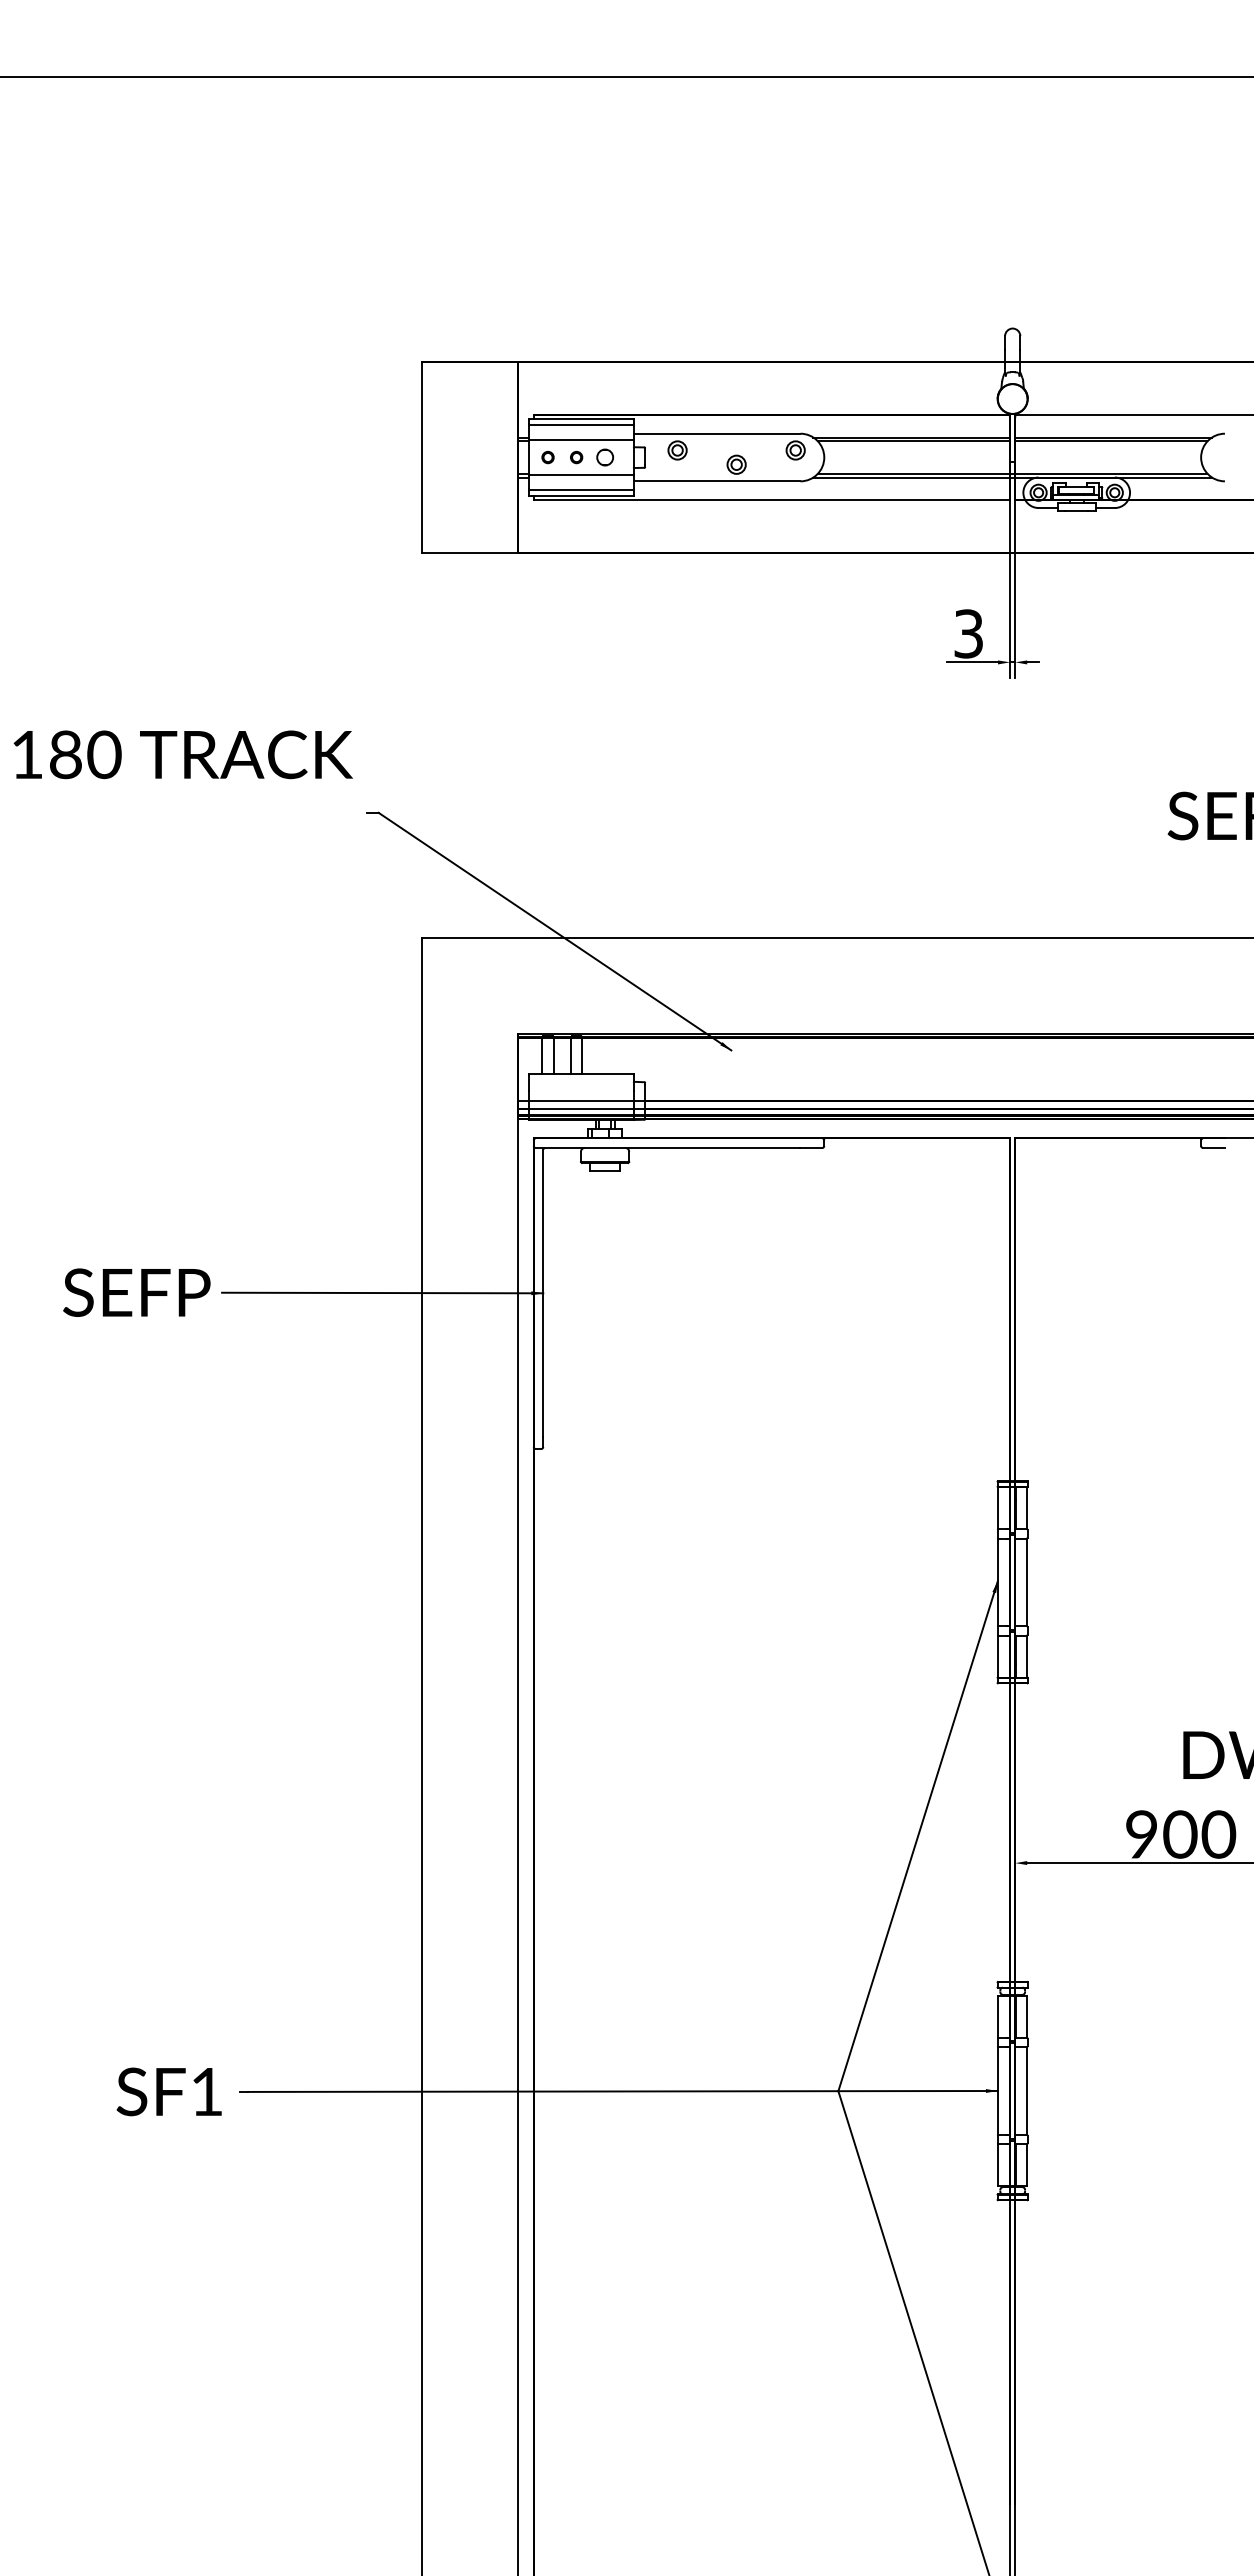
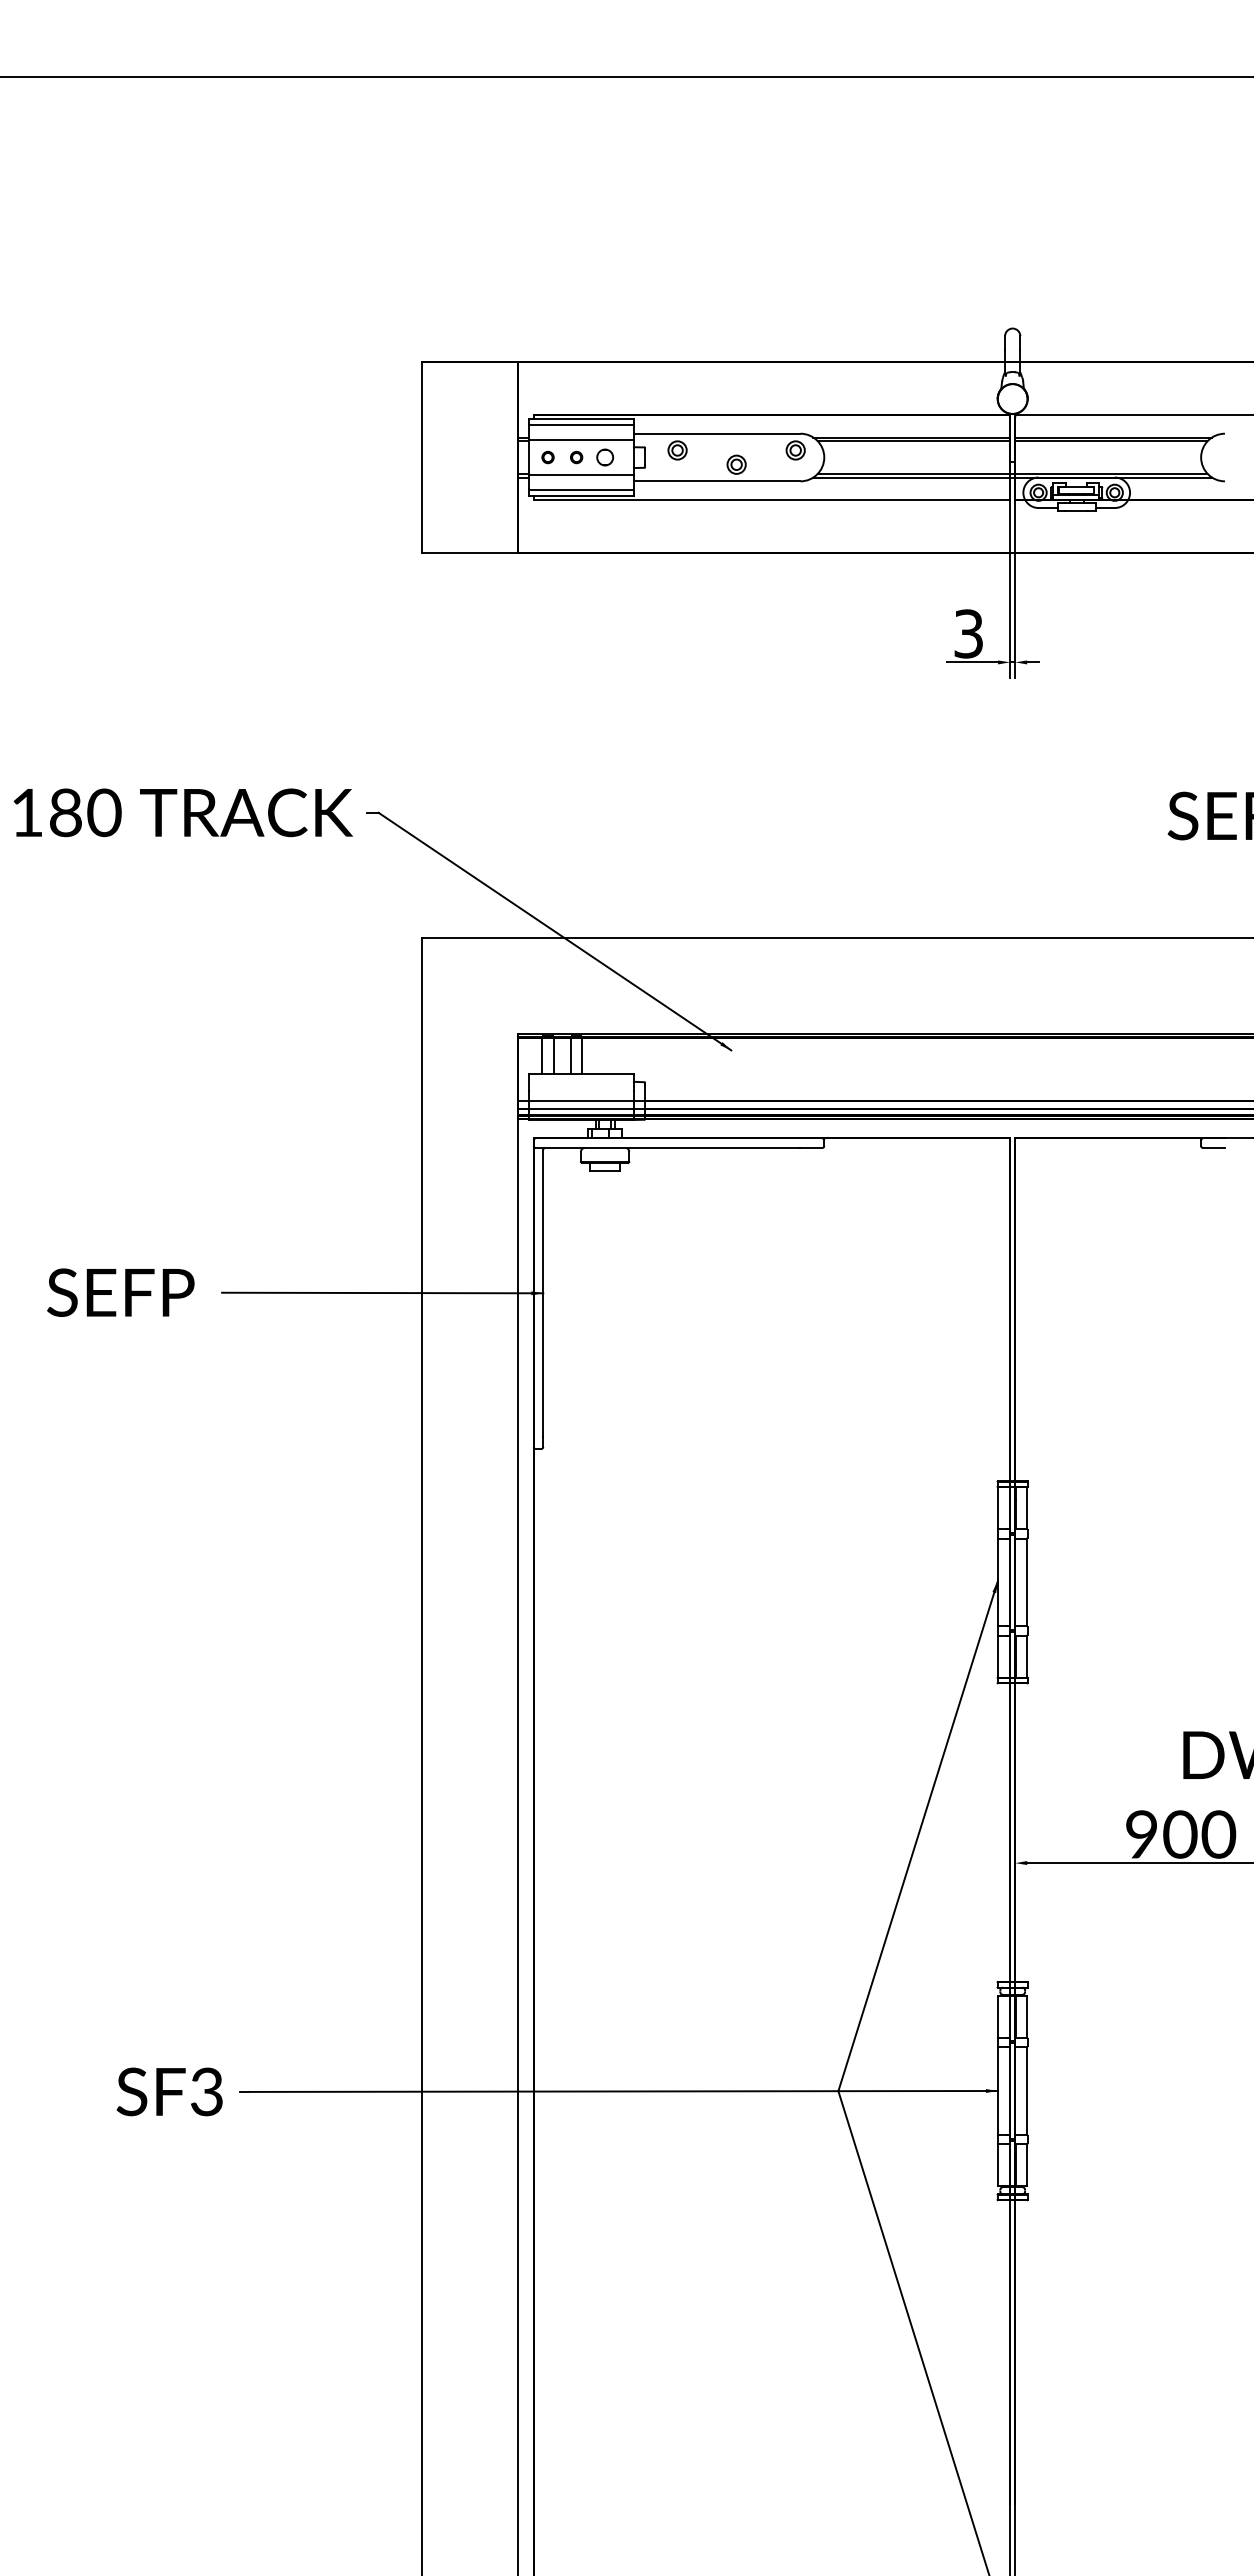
text position: (182, 754) -> (182, 812) (182, 812)
text position: (136, 1292) -> (120, 1292) (120, 1292)
text: SF1 -> SF3 (206, 2091)
